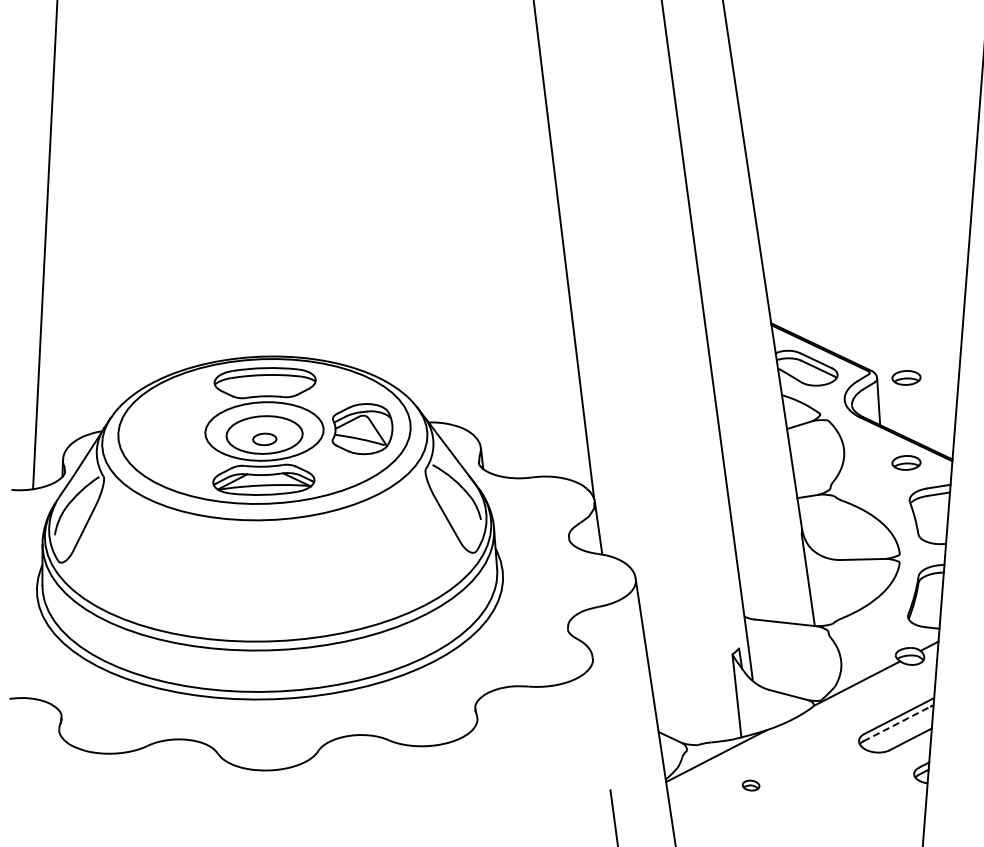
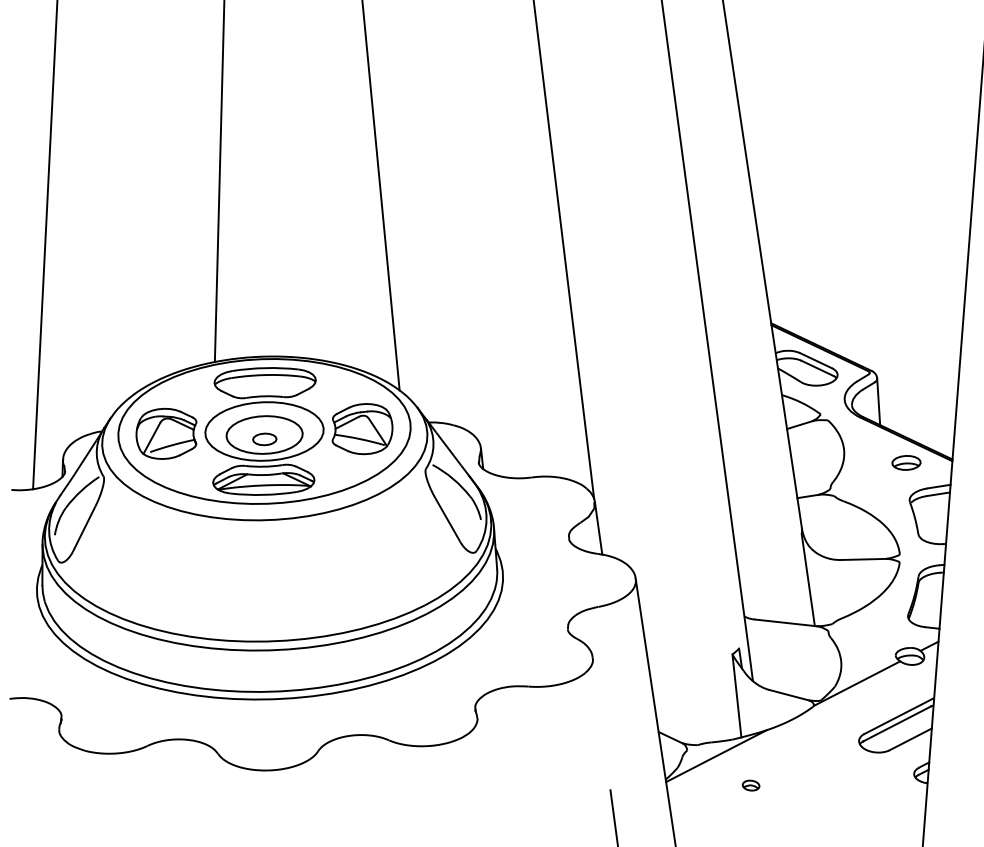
line: none -> present (219, 182)
line: none -> present (380, 196)
part: present -> none (906, 377)
part: none -> present (166, 433)
line: dashed -> solid (897, 723)
